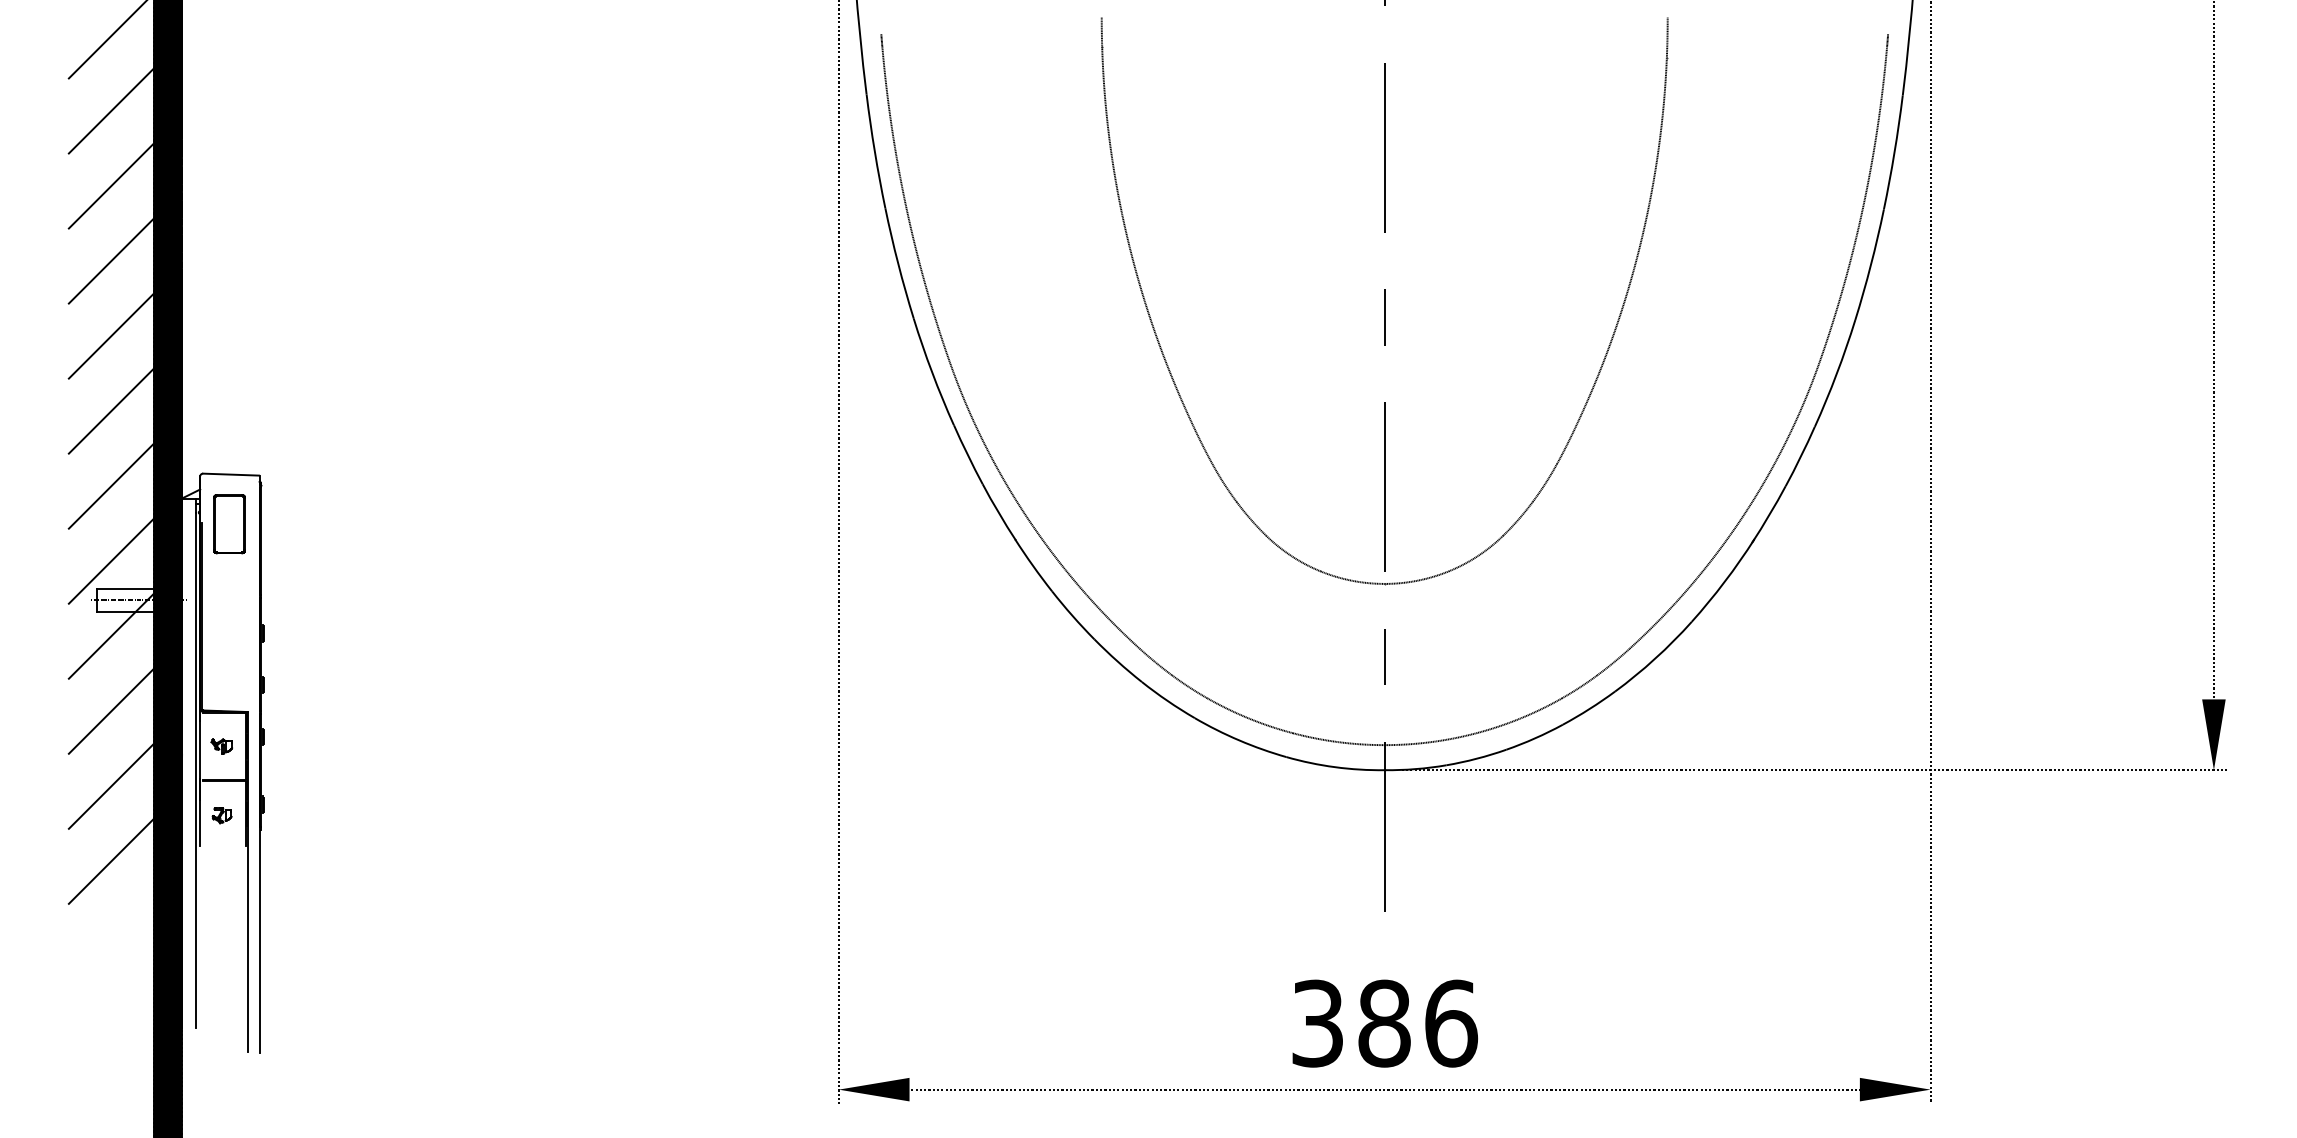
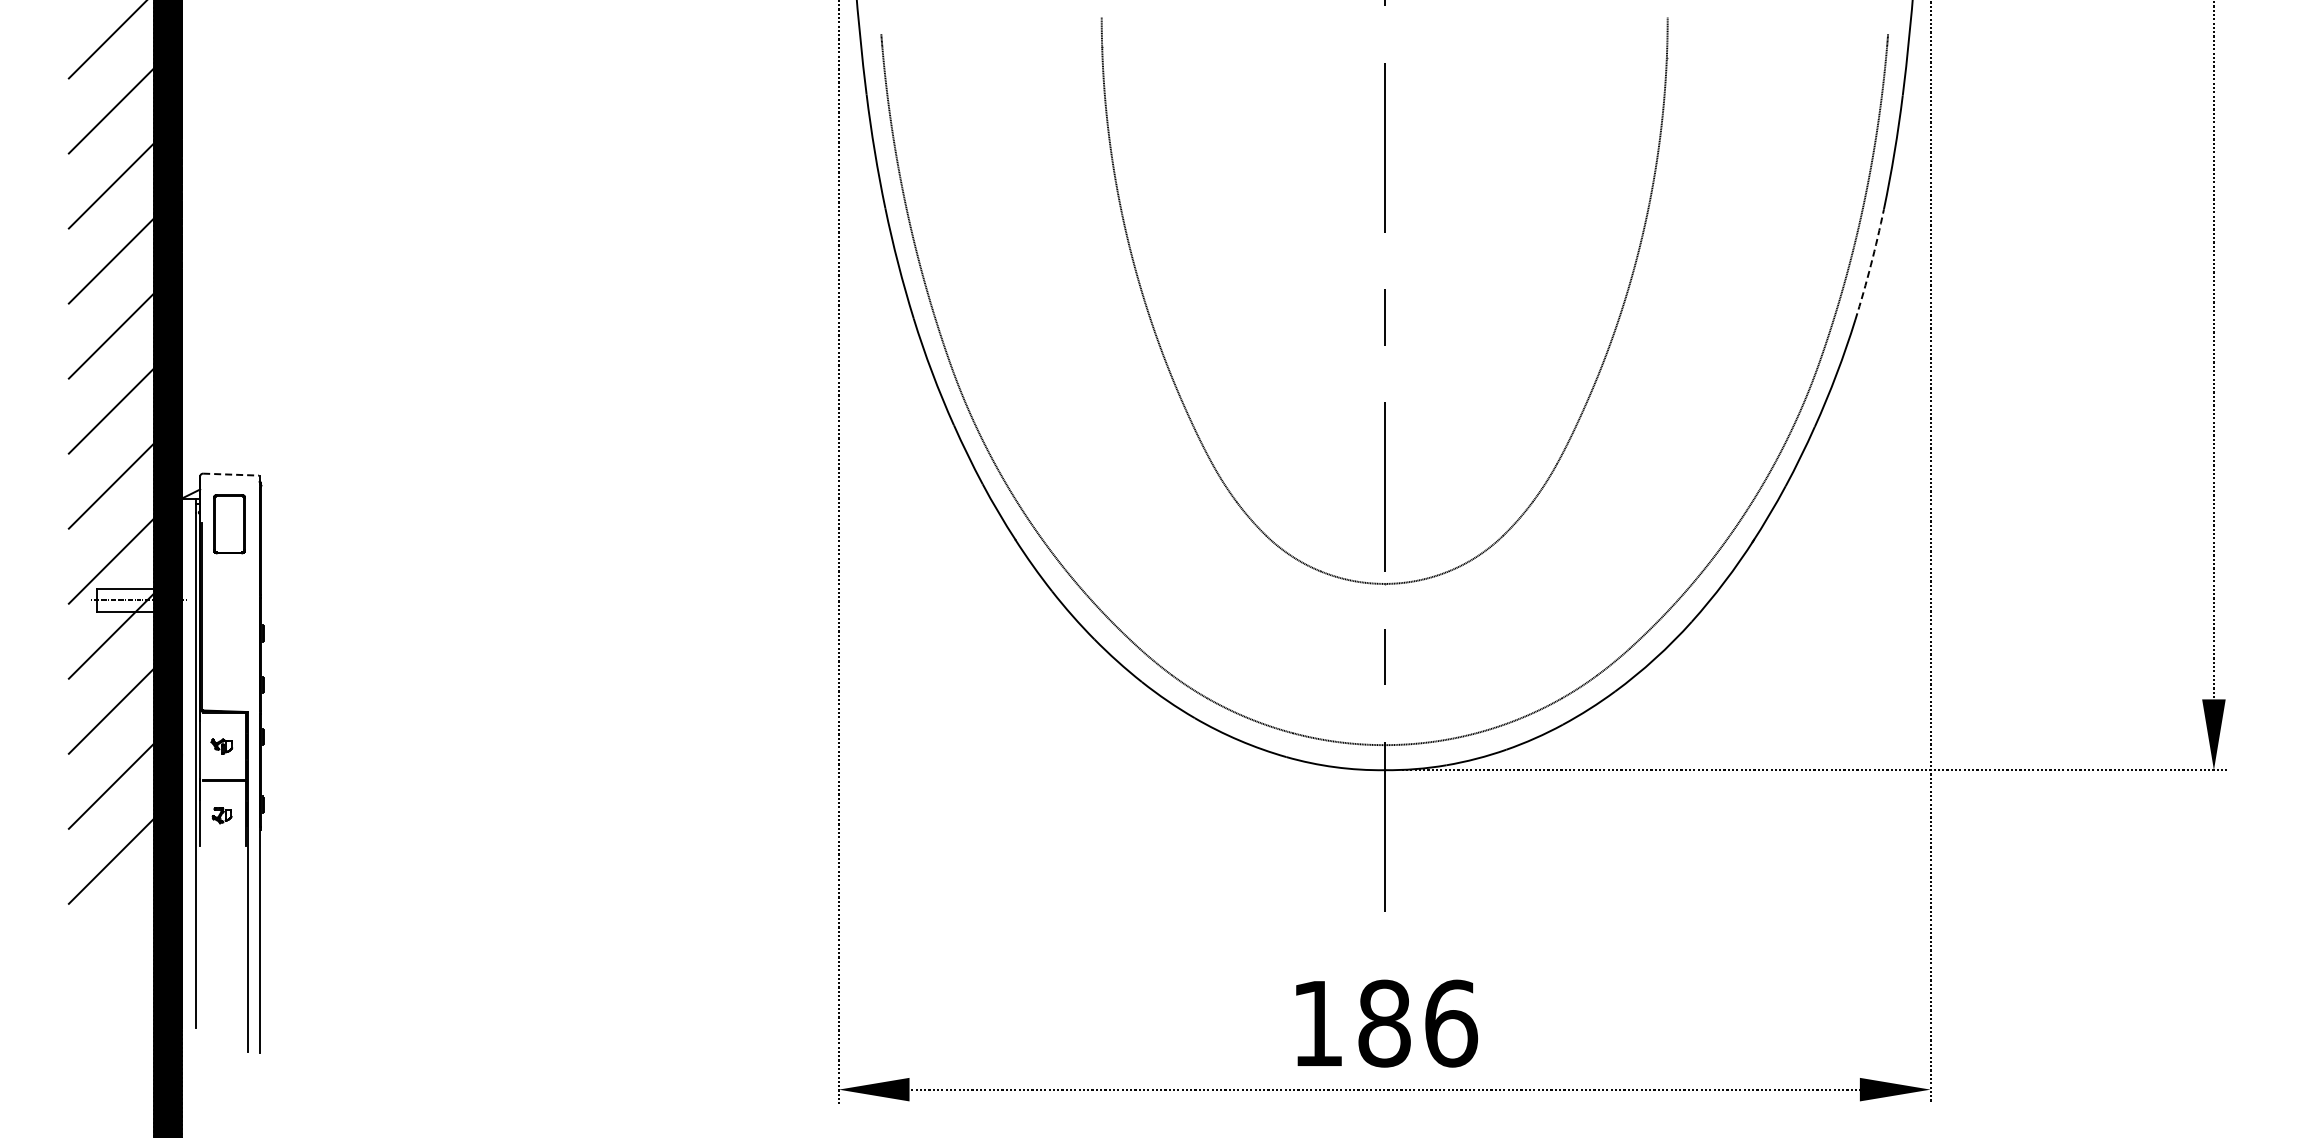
arc: solid -> dashed (1870, 265)
line: solid -> dashed (231, 474)
text: 386 -> 186 (1317, 1023)
